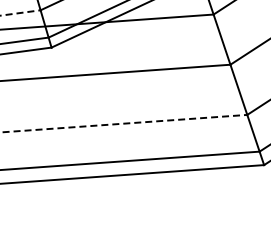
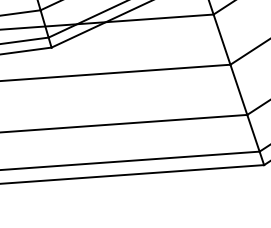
line: dashed -> solid (21, 12)
line: dashed -> solid (123, 123)
